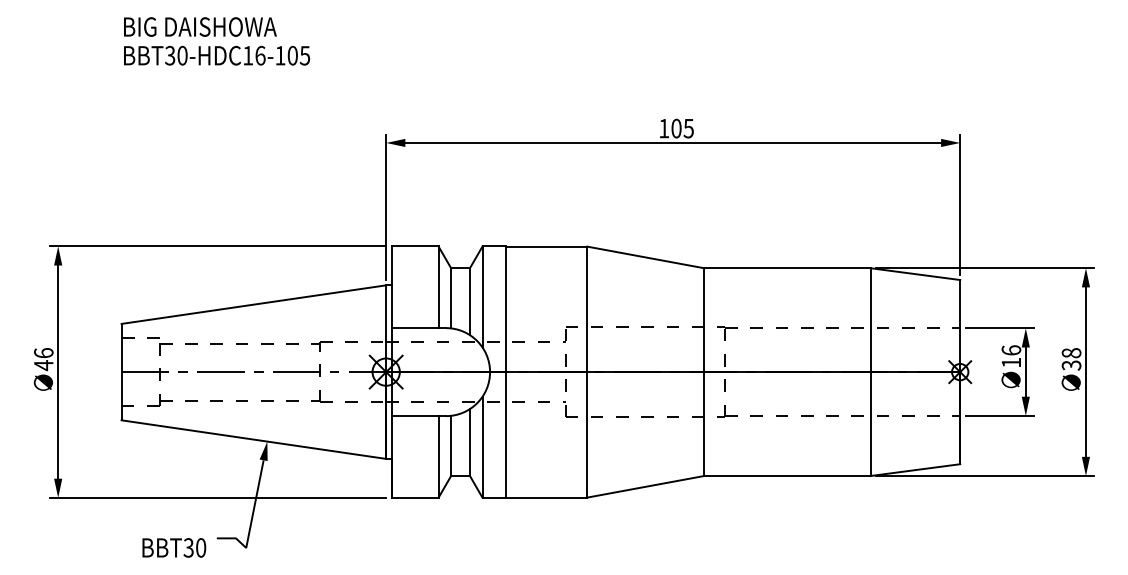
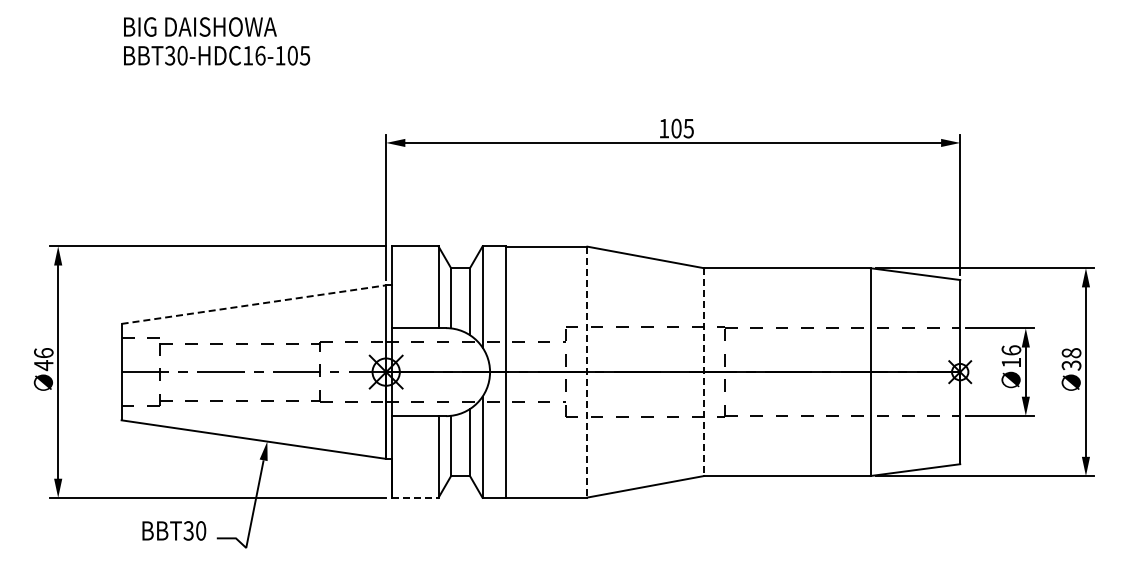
line: solid -> dashed (253, 304)
line: solid -> dashed (587, 372)
line: solid -> dashed (704, 372)
line: solid -> dashed (415, 497)
text position: (174, 547) -> (174, 530) (174, 530)
